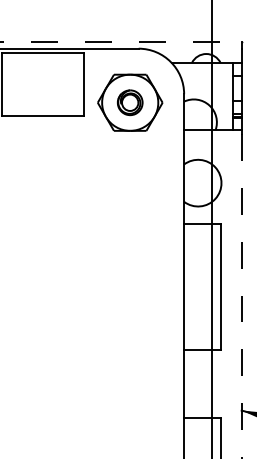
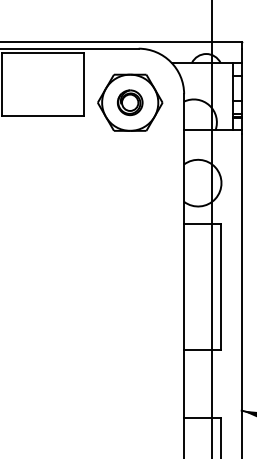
line: dashed -> solid (120, 41)
line: dashed -> solid (241, 296)
